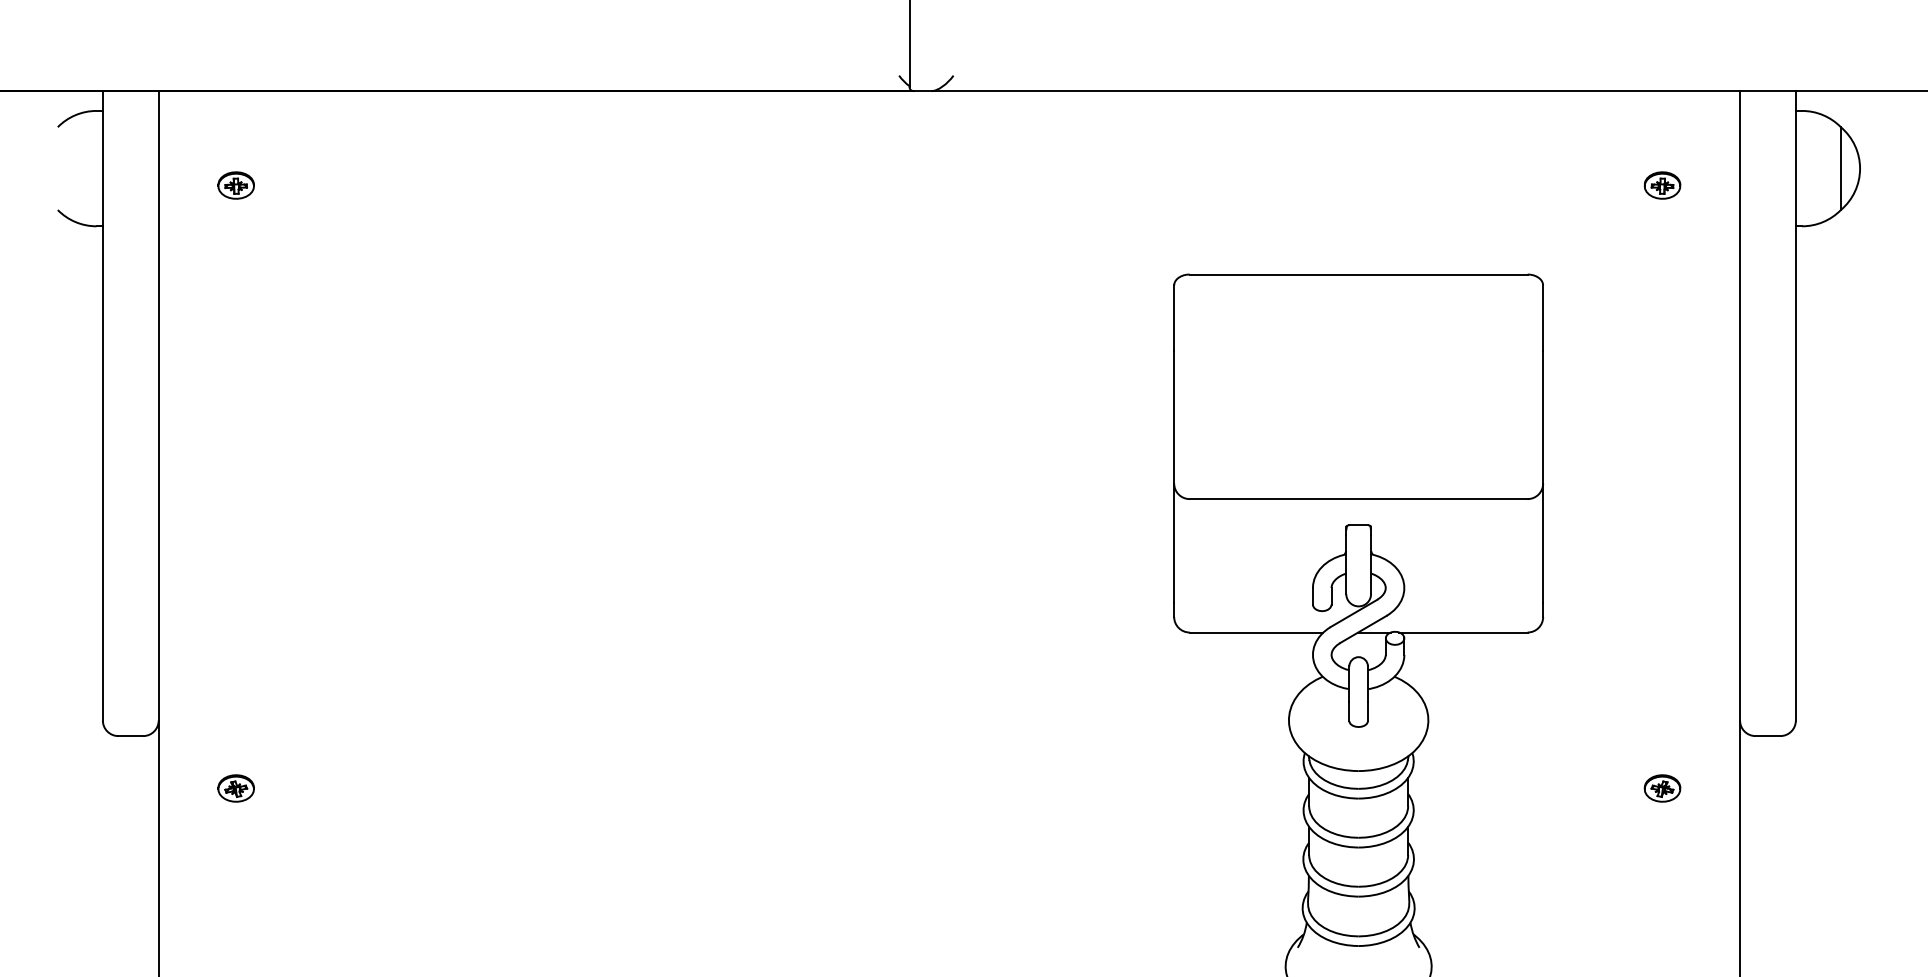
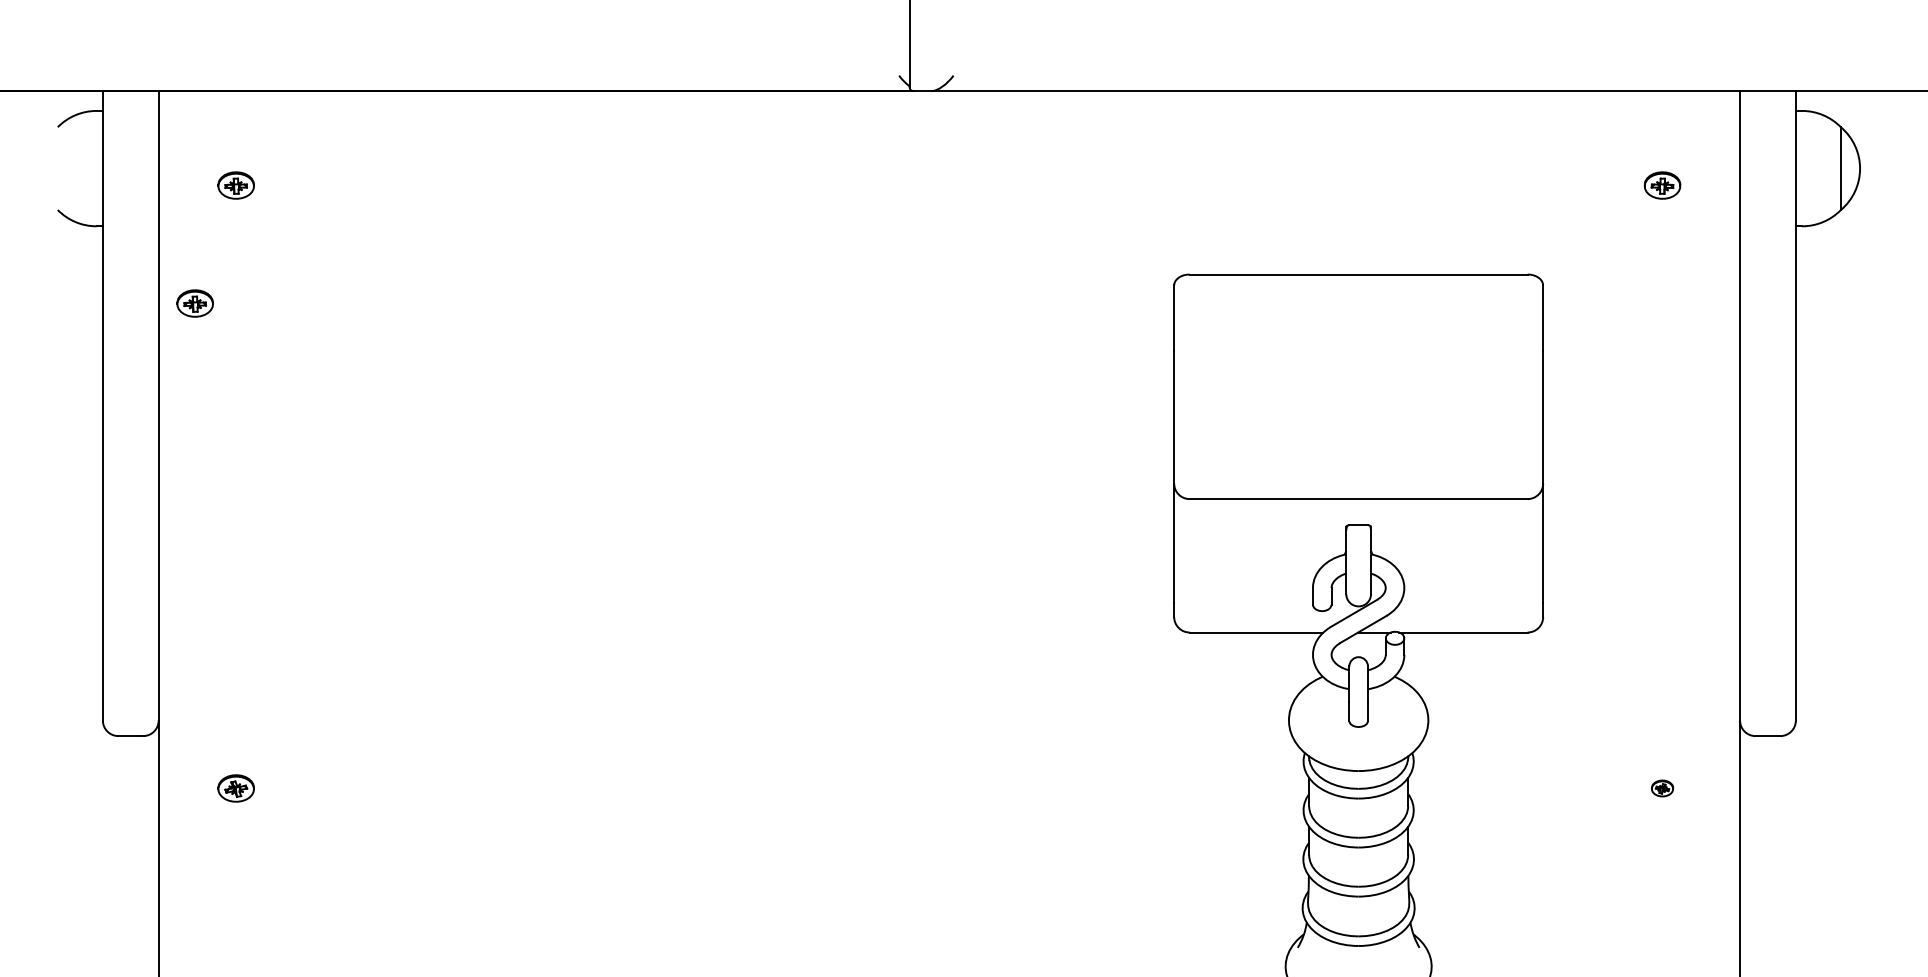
part: none -> present (194, 303)
part size: 39x29 px -> 24x19 px (1662, 788)
